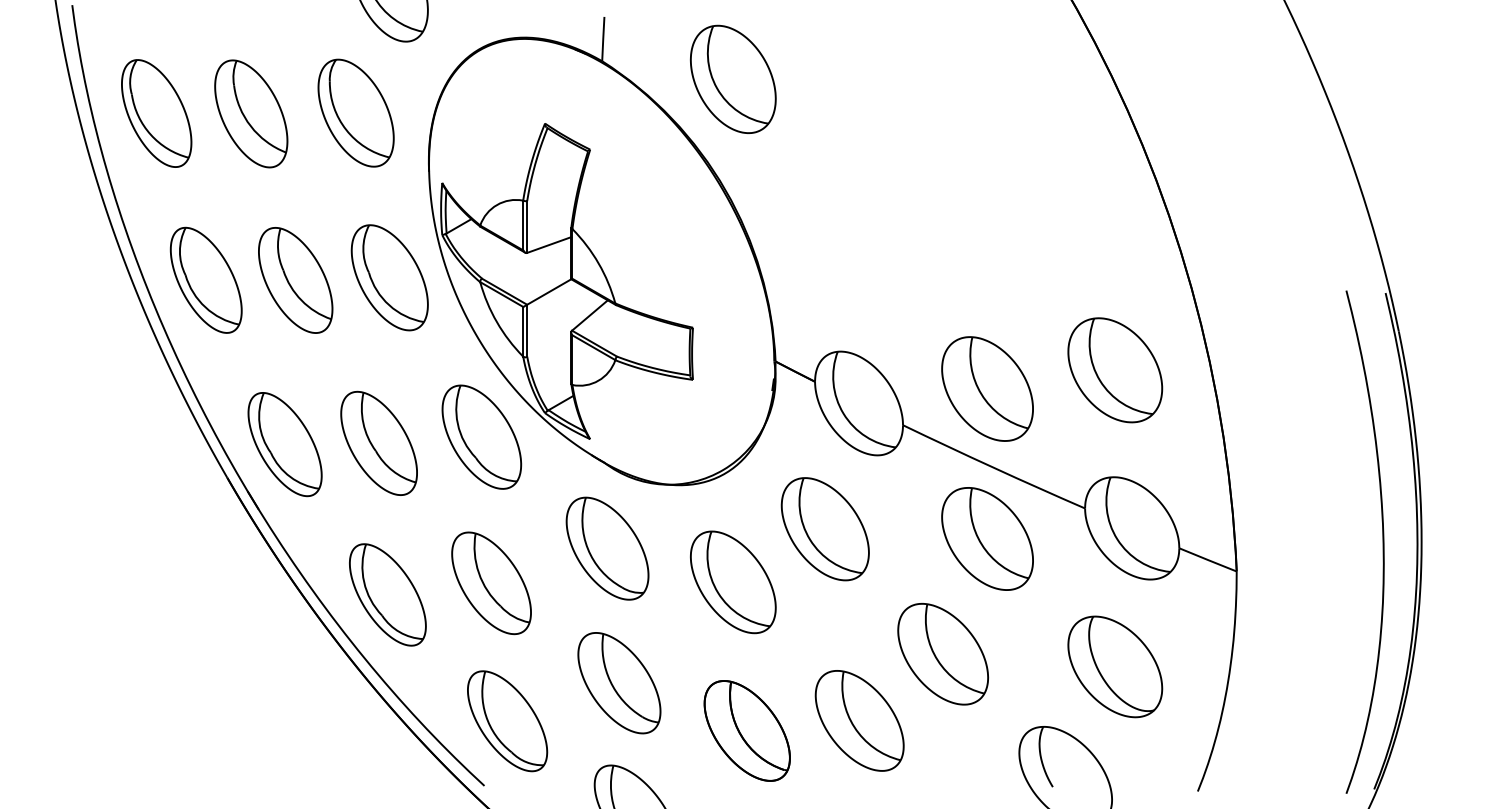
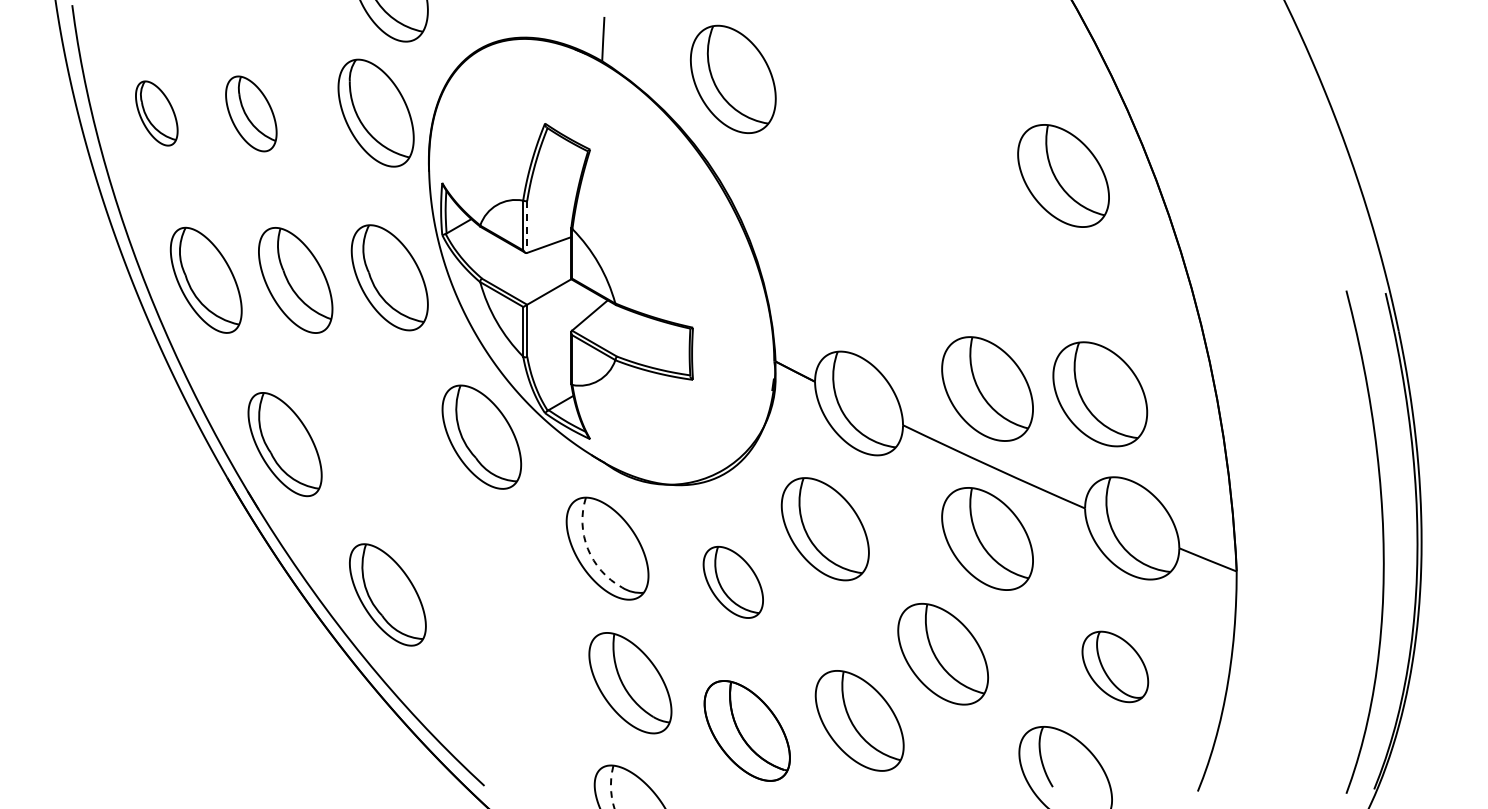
part position: (355, 112) -> (375, 112) (375, 112)
part size: 72x109 px -> 44x67 px (156, 113)
part size: 75x110 px -> 53x78 px (251, 113)
part: none -> present (1063, 175)
line: solid -> dashed (527, 226)
part position: (1115, 370) -> (1100, 394) (1100, 394)
part: present -> none (378, 442)
arc: solid -> dashed (587, 548)
part size: 87x105 px -> 62x74 px (732, 581)
part: present -> none (491, 583)
part size: 97x104 px -> 69x74 px (1115, 666)
part position: (619, 683) -> (630, 683) (630, 683)
part: present -> none (507, 721)
arc: solid -> dashed (611, 787)
